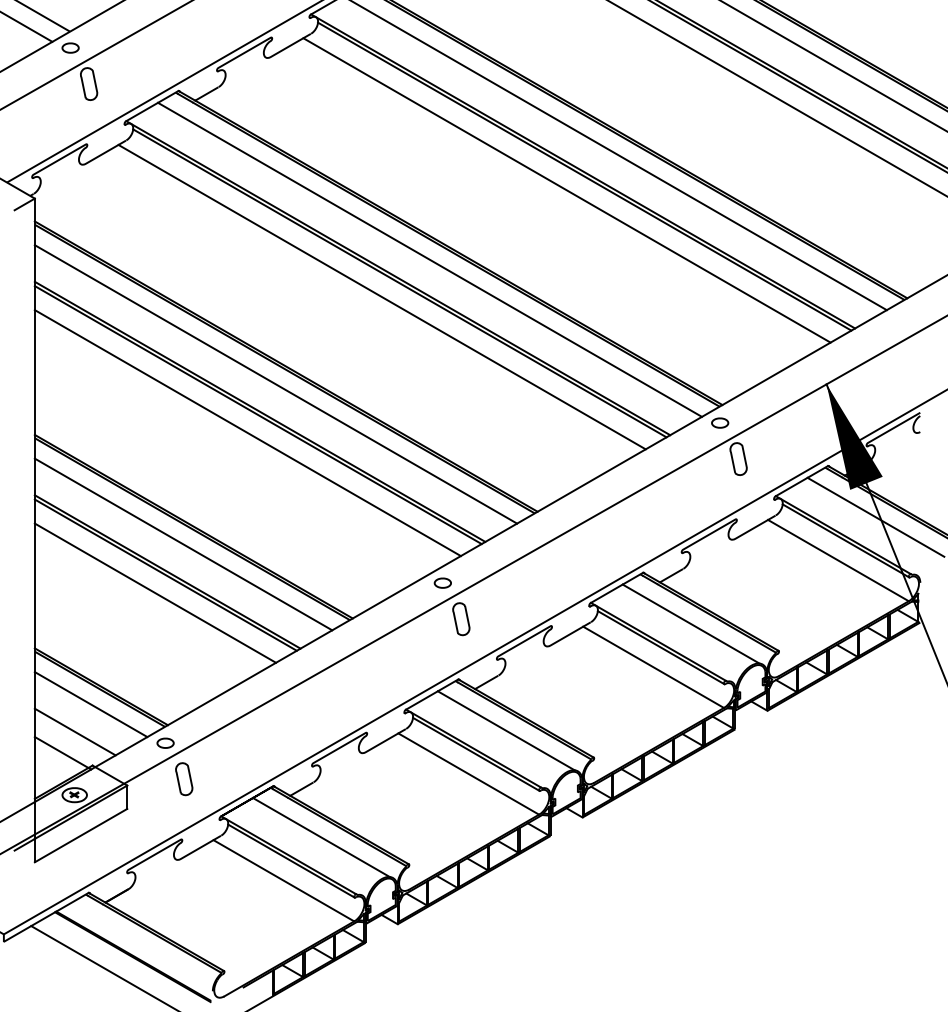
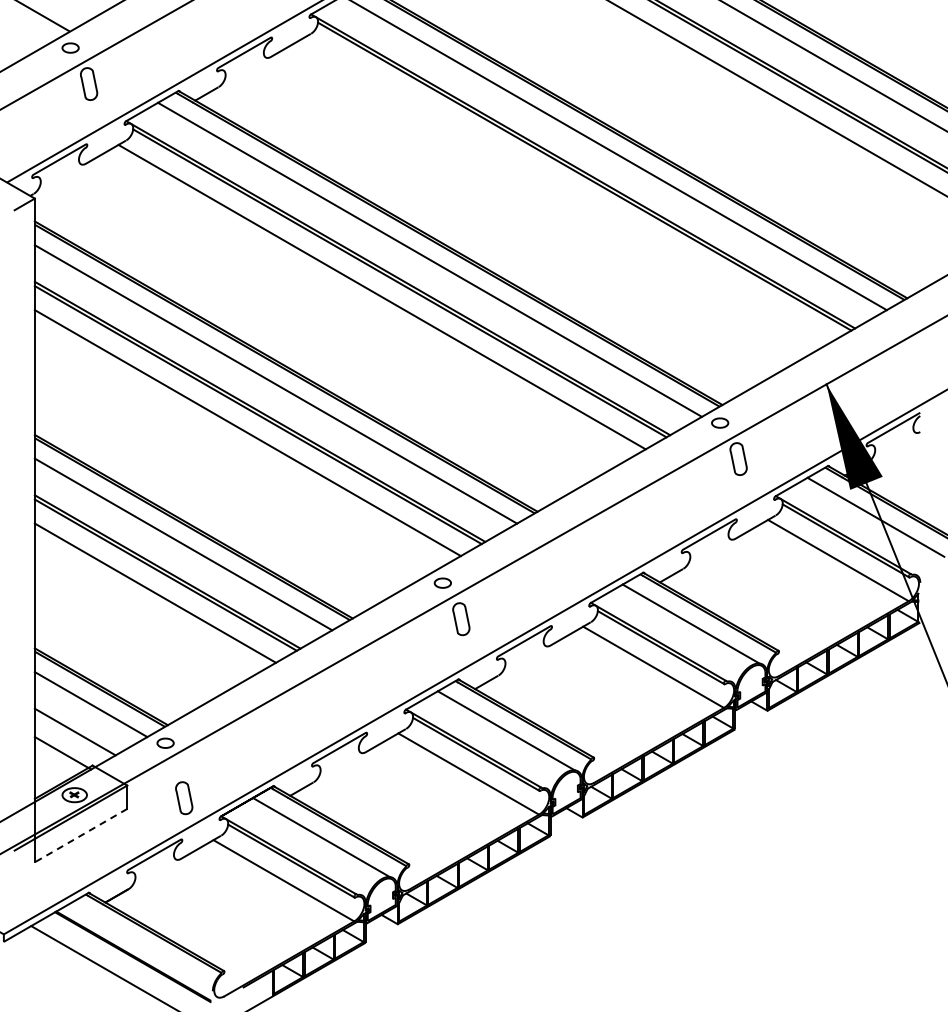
line: present -> none (27, 26)
line: present -> none (566, 190)
part position: (184, 779) -> (184, 798) (184, 798)
line: solid -> dashed (80, 835)
